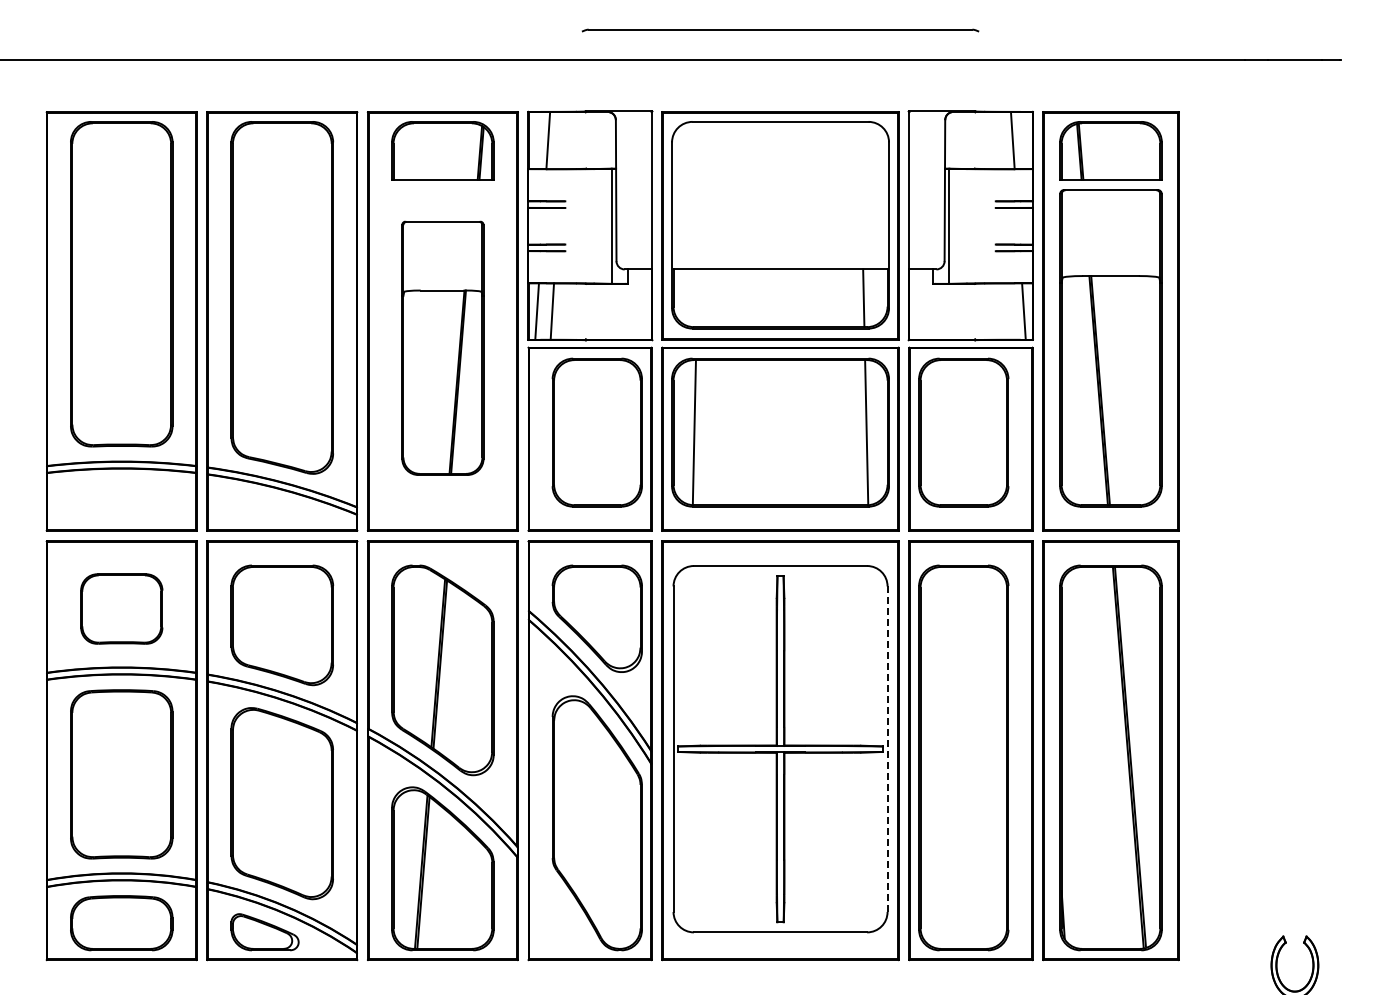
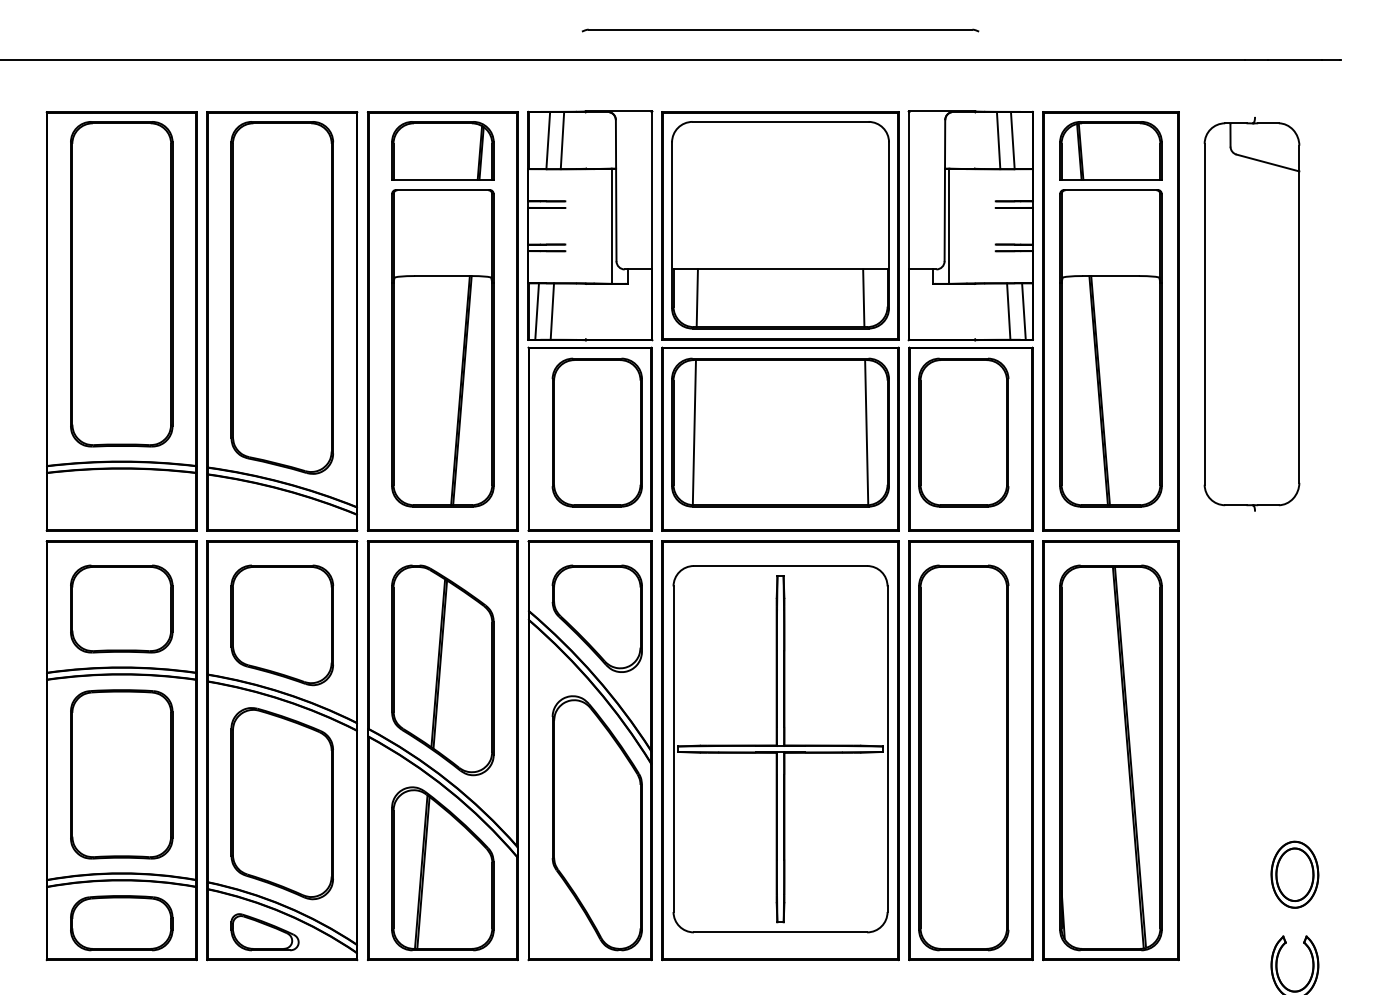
line: none -> present (562, 140)
line: none -> present (998, 140)
line: none -> present (696, 298)
line: none -> present (1008, 311)
part: none -> present (1251, 314)
part size: 84x256 px -> 104x319 px (442, 348)
part size: 84x72 px -> 104x90 px (121, 608)
line: dashed -> solid (887, 749)
part: none -> present (1294, 874)
